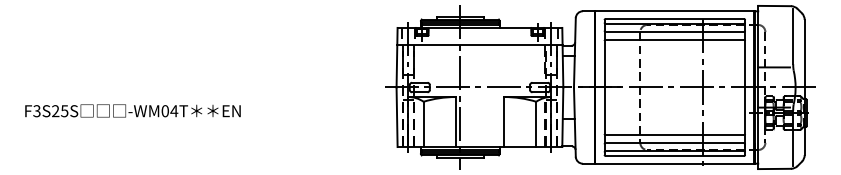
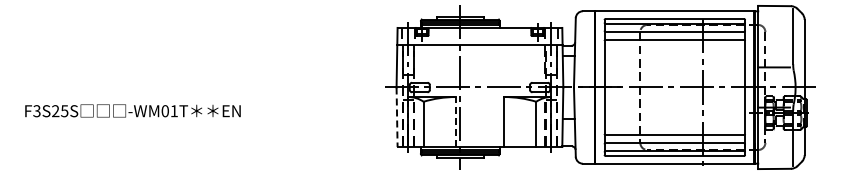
text: -WM04T -> -WM01T (174, 111)
line: solid -> dashed (397, 117)
line: solid -> dashed (455, 121)
